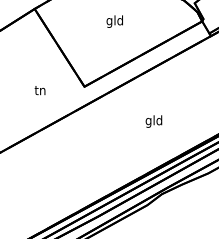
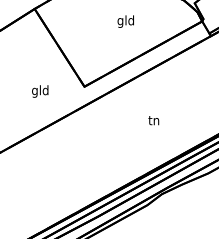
text position: (114, 21) -> (125, 21) (125, 21)
text: tn -> gld (40, 91)
text: gld -> tn (153, 121)
